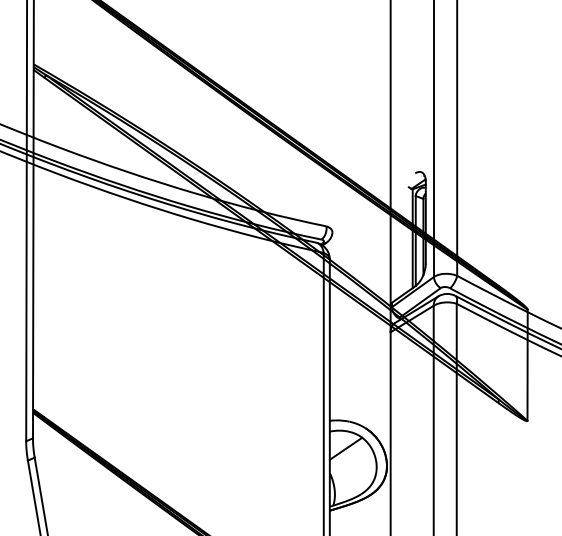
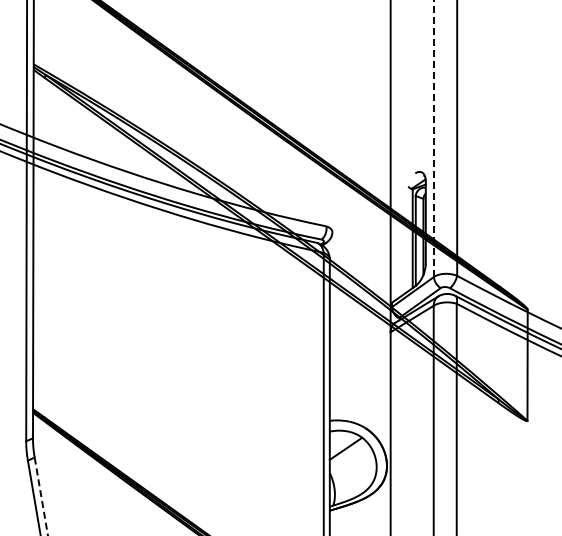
line: solid -> dashed (433, 138)
line: solid -> dashed (41, 497)
